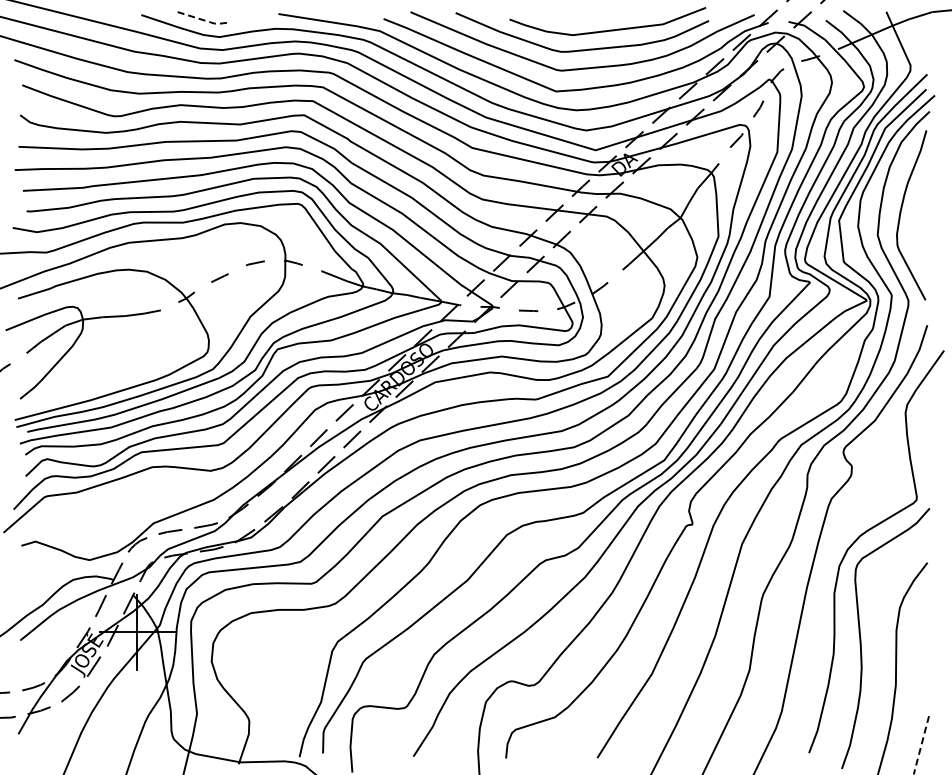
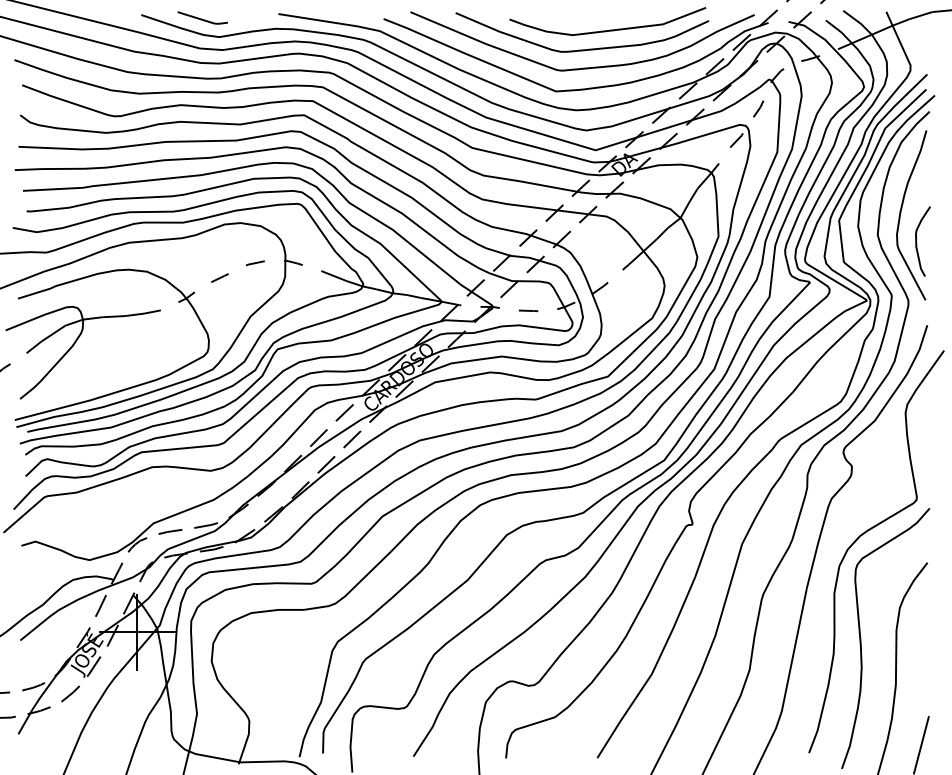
line: dashed -> solid (203, 20)
curve: none -> present (917, 241)
line: dashed -> solid (921, 745)
